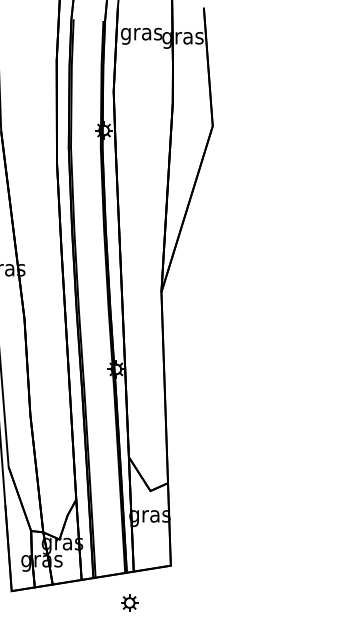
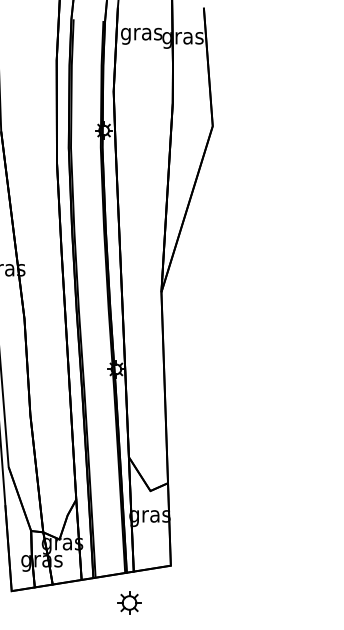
part size: 18x18 px -> 25x24 px (129, 602)
